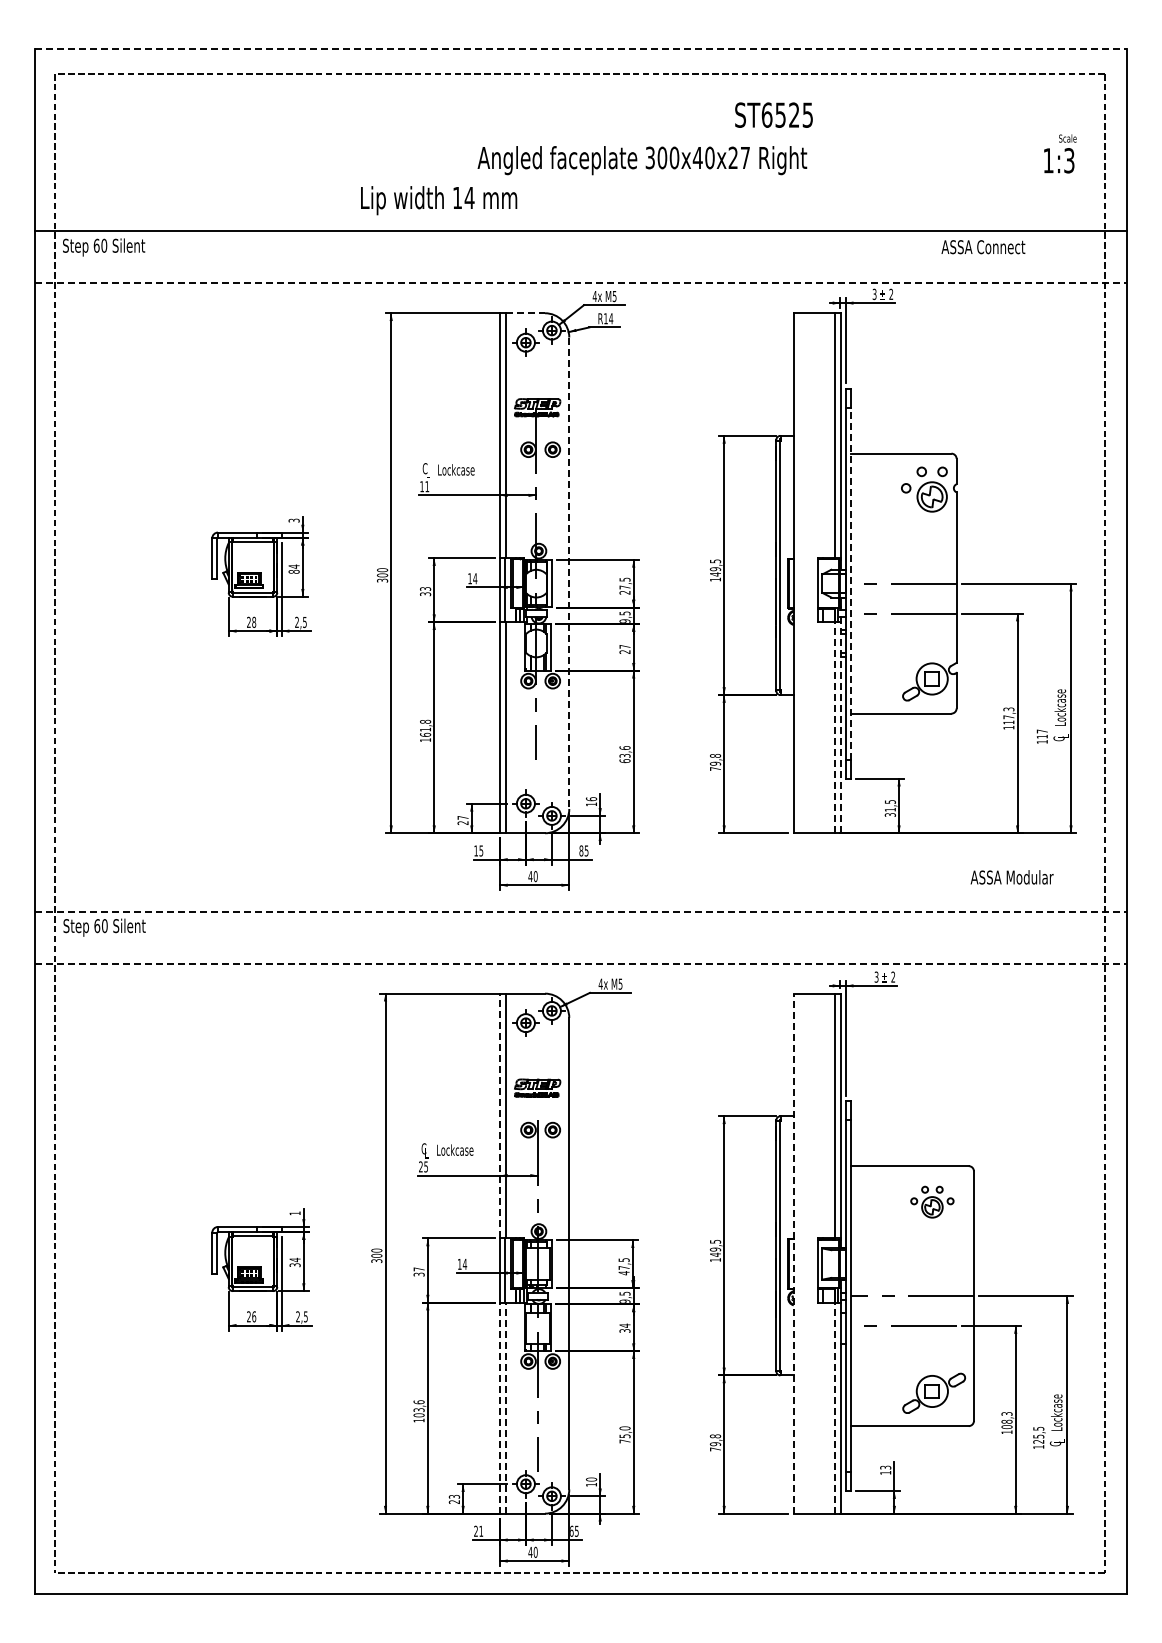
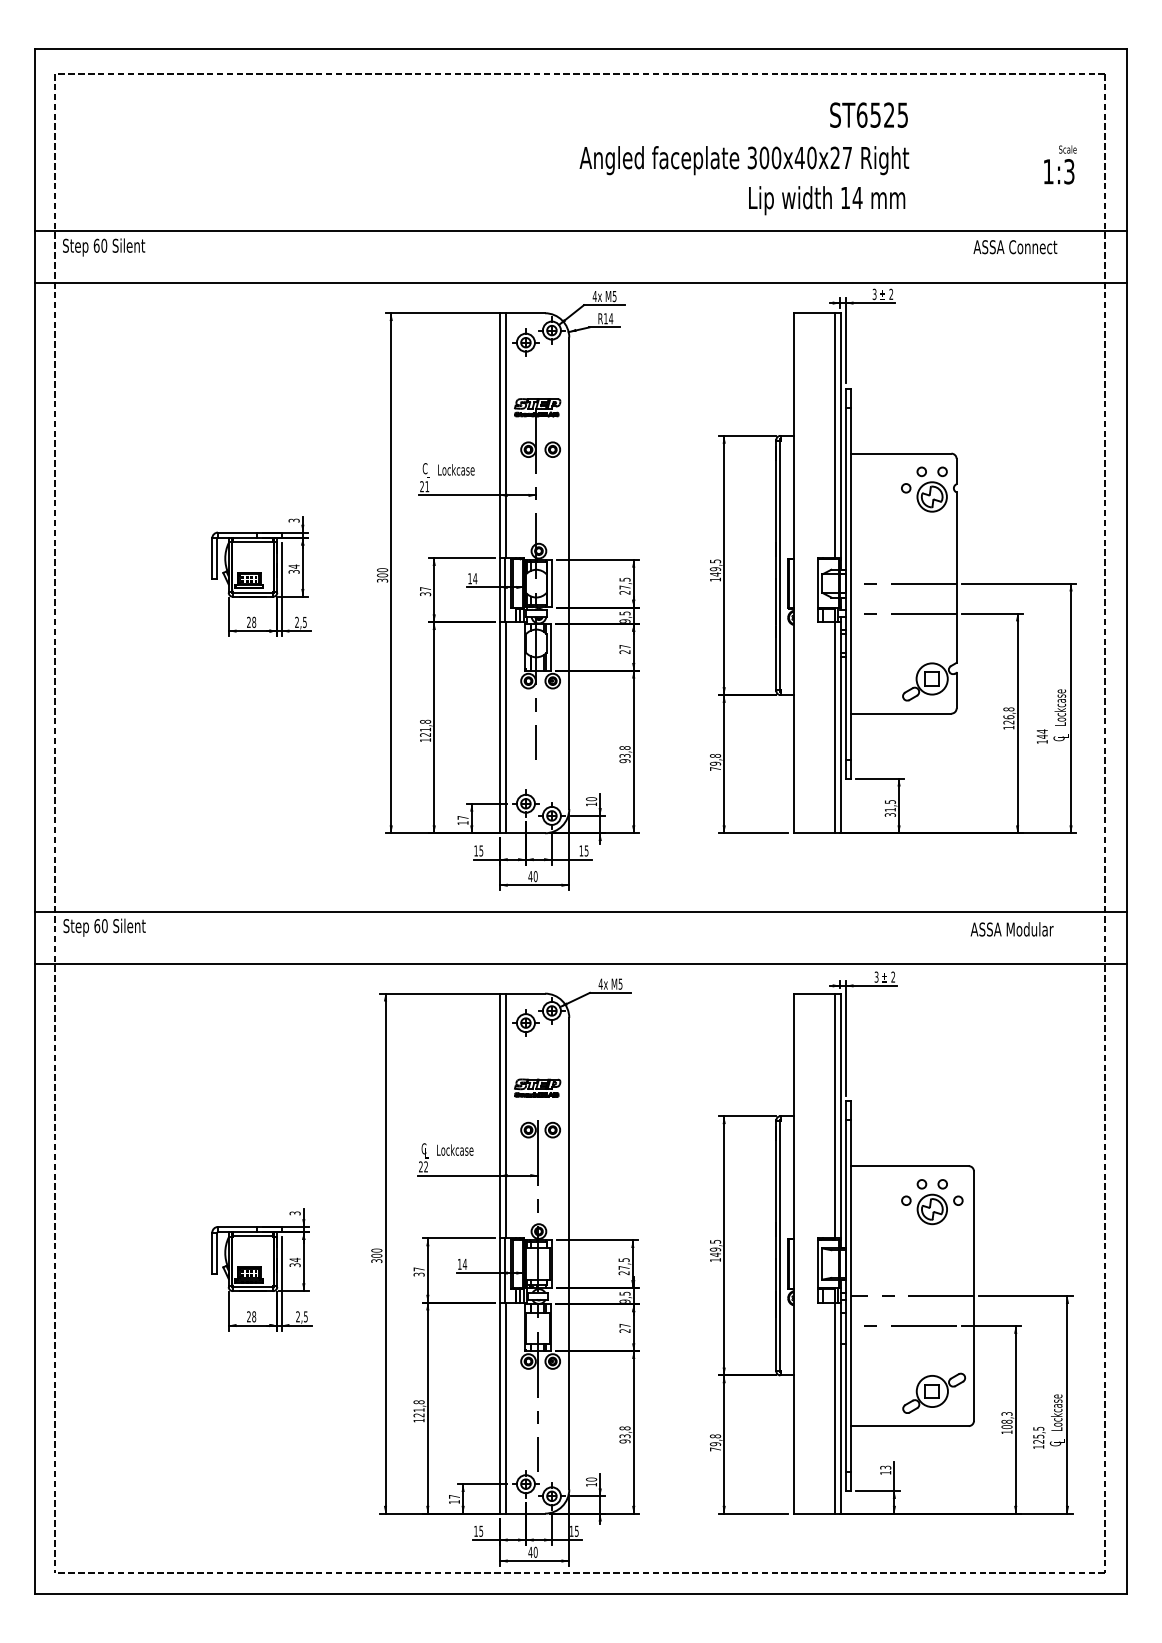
line: dashed -> solid (581, 49)
text position: (773, 114) -> (868, 114) (868, 114)
text position: (1060, 153) -> (1060, 164) (1060, 164)
text position: (642, 160) -> (744, 160) (744, 160)
text position: (439, 200) -> (827, 200) (827, 200)
text position: (983, 247) -> (1015, 247) (1015, 247)
line: dashed -> solid (581, 283)
line: dashed -> solid (525, 313)
text: 11 -> 21 (421, 486)
text: 84 -> 34 (293, 571)
line: dashed -> solid (569, 573)
line: dashed -> solid (850, 583)
text: 33 -> 37 (425, 588)
text: 117,3 -> 126,8 (1008, 715)
line: dashed -> solid (834, 727)
line: dashed -> solid (840, 727)
text: 117 -> 144 (1041, 733)
text: 161,8 -> 121,8 (425, 734)
text: 63,6 -> 93,8 (624, 754)
text: 16 -> 10 (591, 798)
text: 27 -> 17 (462, 822)
text: 85 -> 15 (581, 850)
text position: (1011, 877) -> (1011, 929) (1011, 929)
line: dashed -> solid (581, 912)
line: dashed -> solid (581, 964)
line: dashed -> solid (499, 1115)
text: 25 -> 22 (425, 1166)
part size: 45x34 px -> 63x47 px (932, 1202)
text: 1 -> 3 (294, 1213)
line: dashed -> solid (793, 1253)
text: 47,5 -> 27,5 (623, 1273)
text: 26 -> 28 (254, 1316)
text: 34 -> 27 (624, 1327)
text: 103,6 -> 121,8 (418, 1408)
line: dashed -> solid (499, 1408)
line: dashed -> solid (505, 1408)
line: dashed -> solid (834, 1408)
text: 75,0 -> 93,8 (624, 1434)
text: 23 -> 17 (454, 1499)
text: 21 -> 15 (478, 1530)
text: 65 -> 15 (571, 1530)
